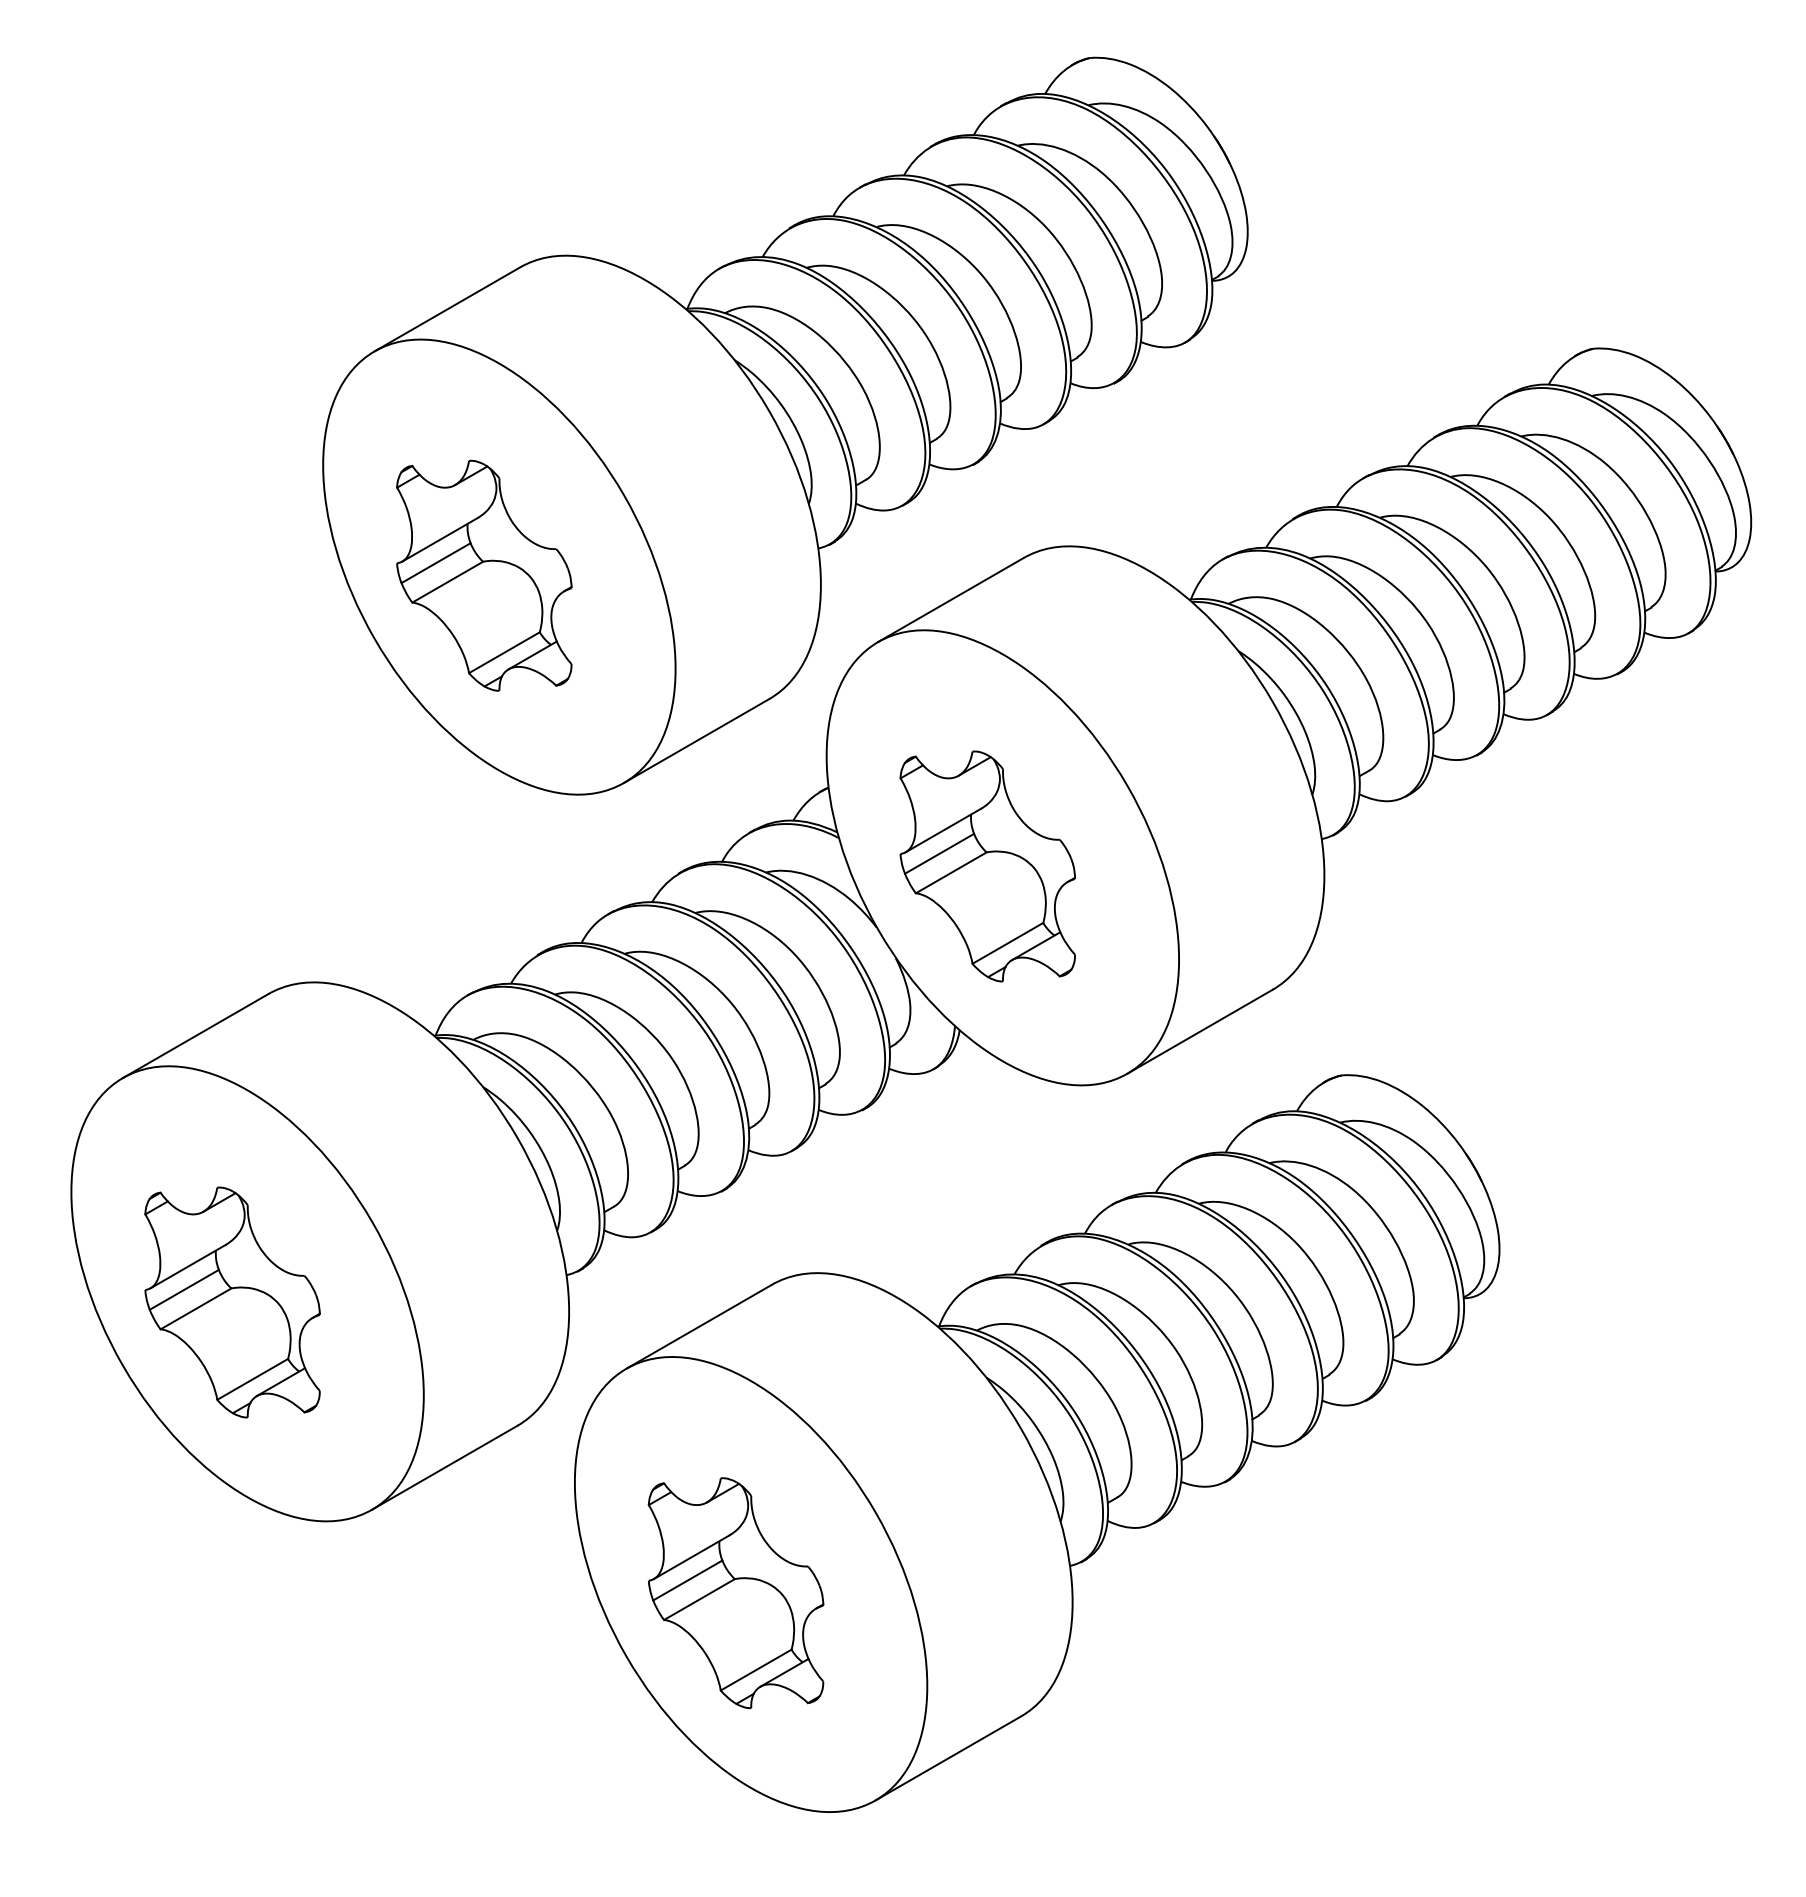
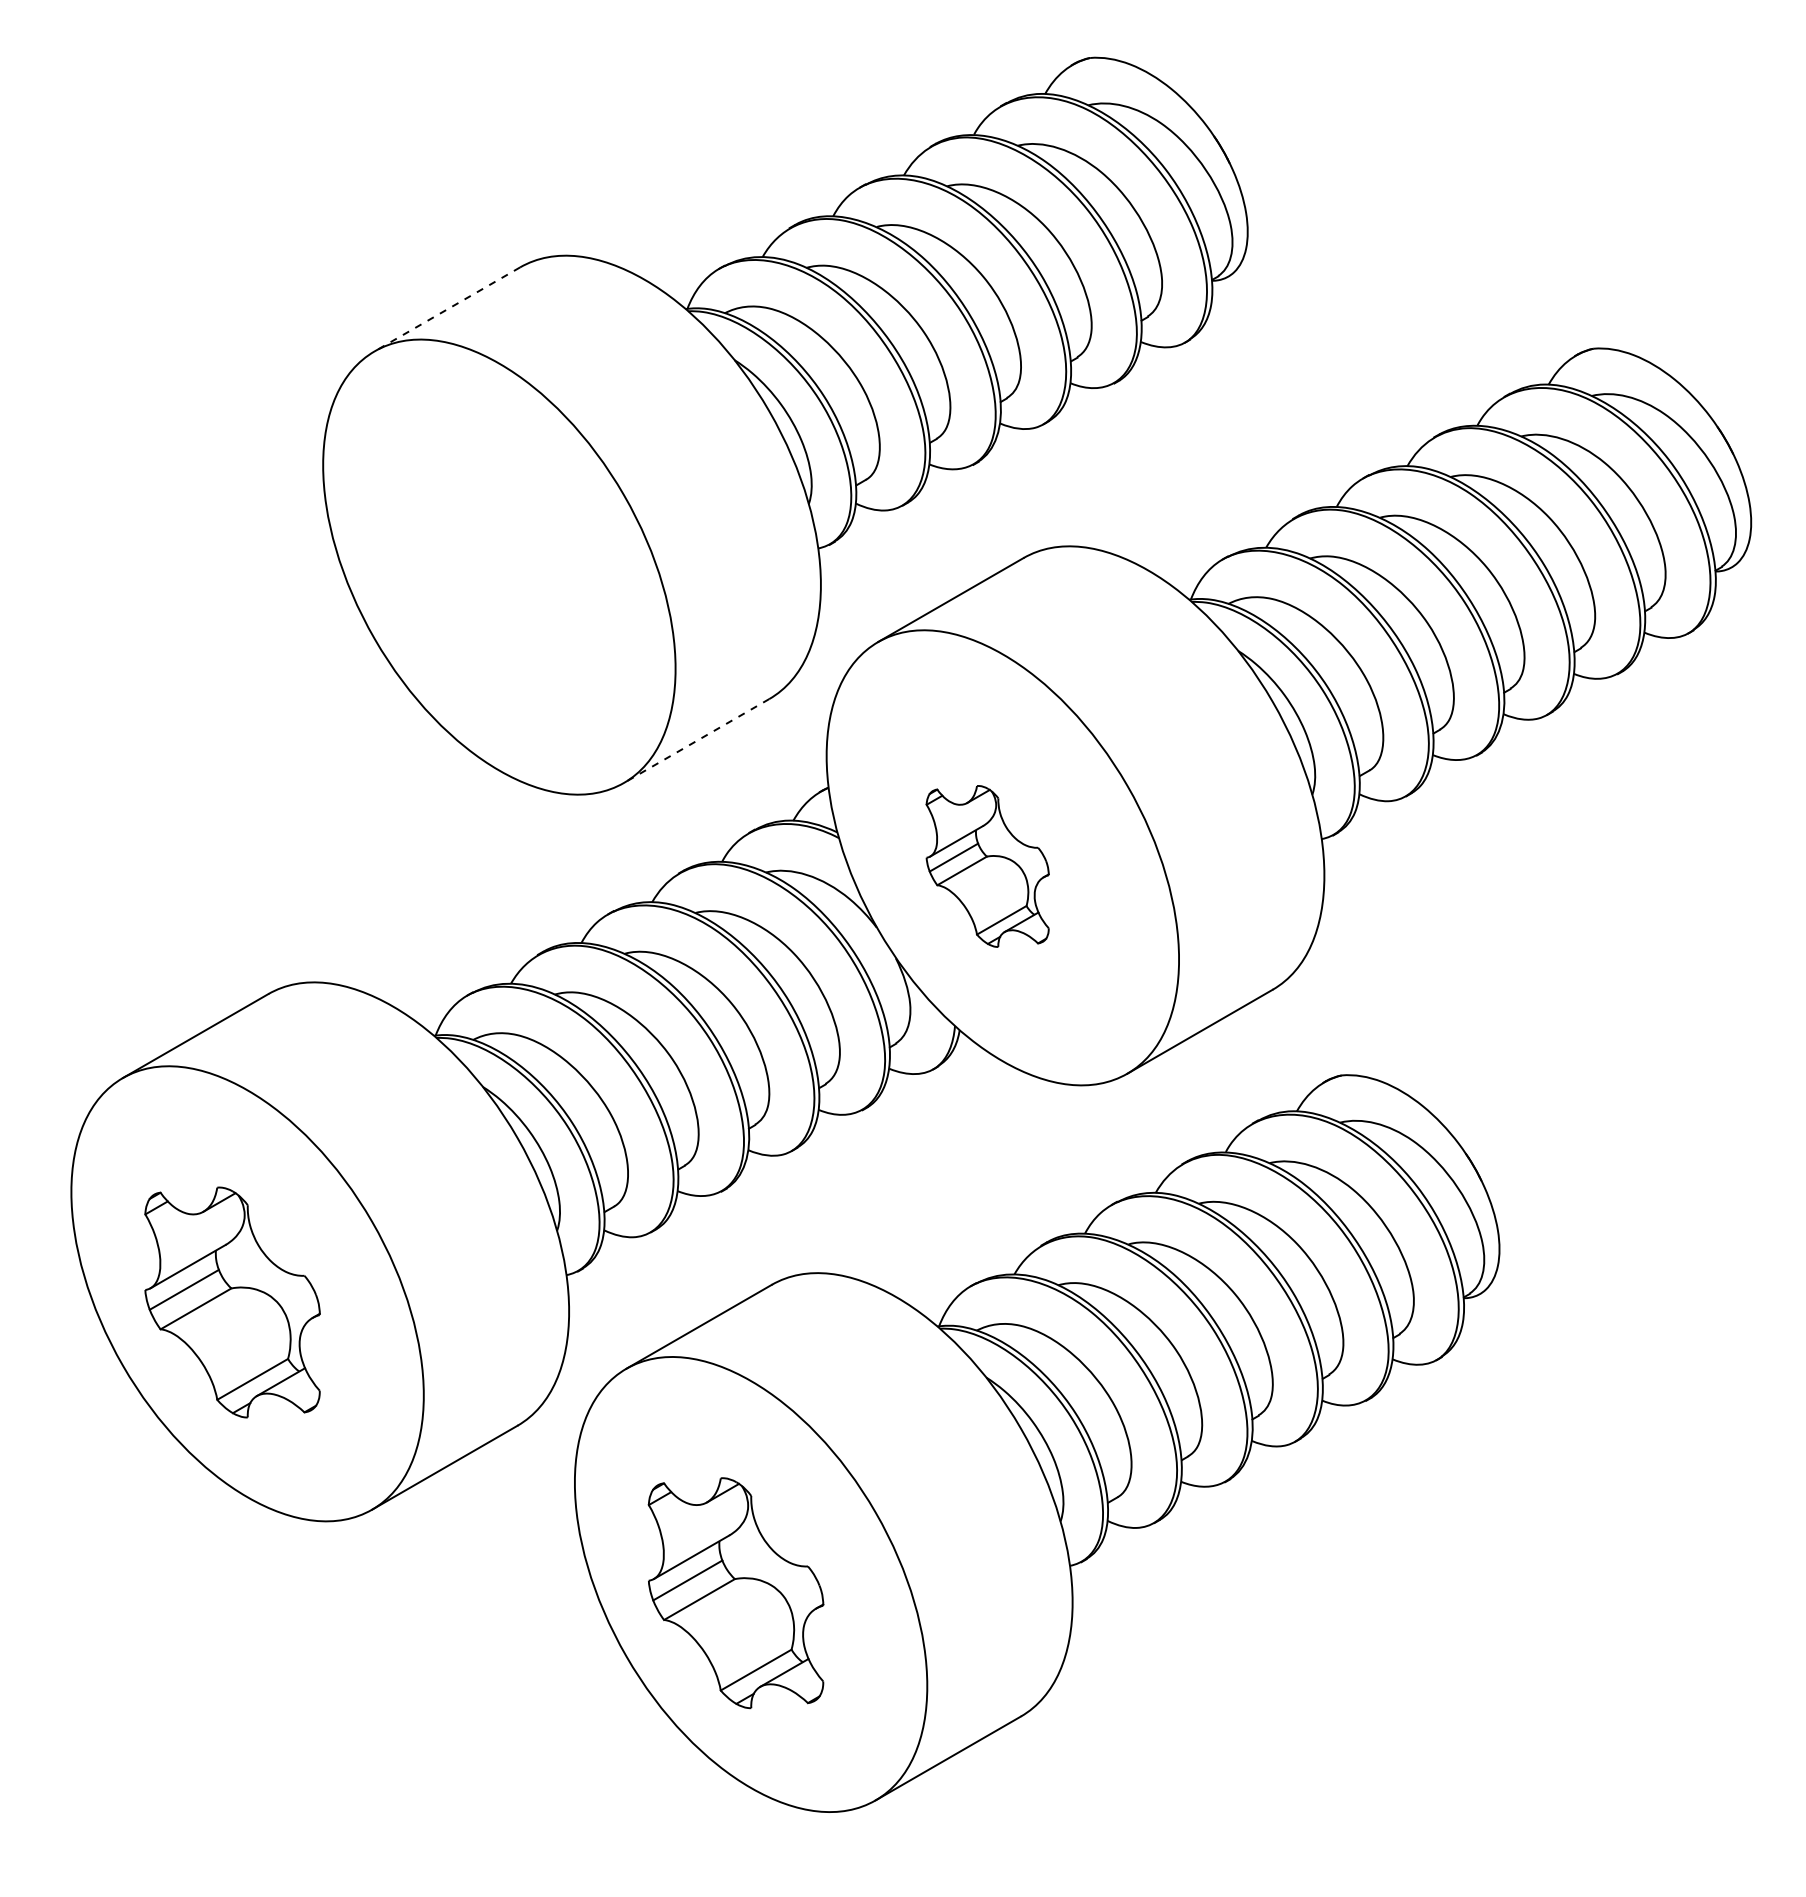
line: solid -> dashed (447, 309)
part: present -> none (484, 575)
line: solid -> dashed (696, 741)
part size: 177x233 px -> 125x163 px (987, 866)
